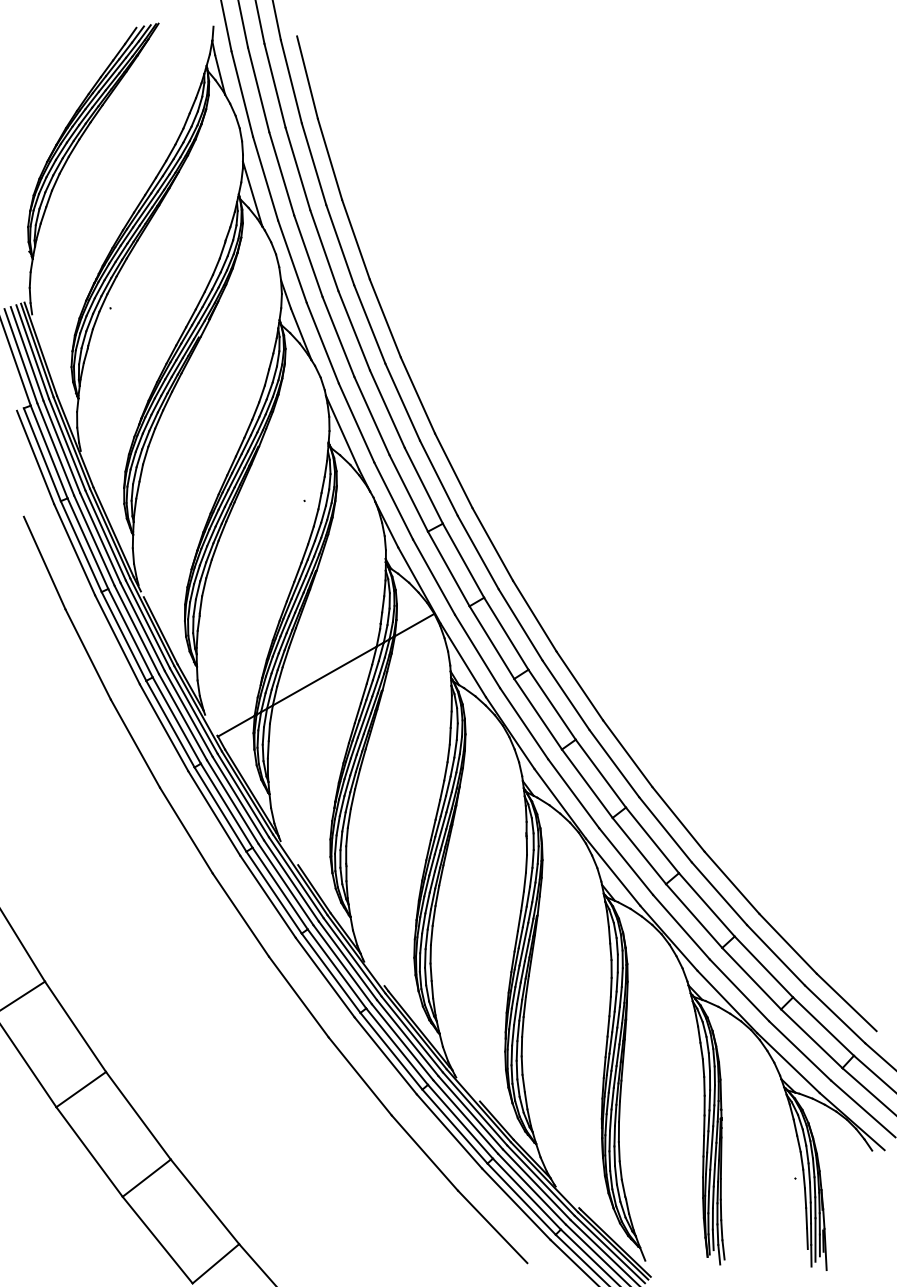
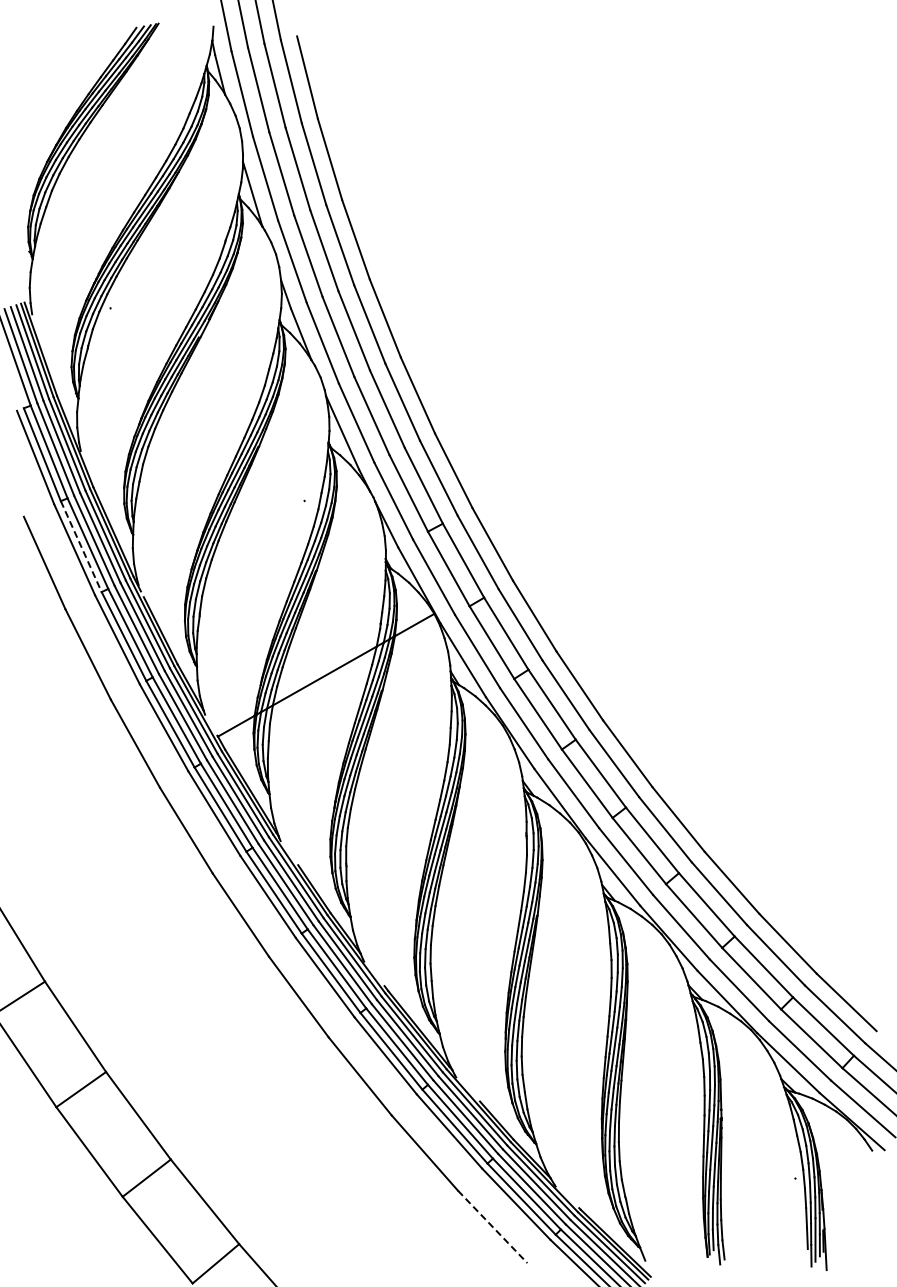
line: solid -> dashed (81, 546)
line: solid -> dashed (493, 1227)
